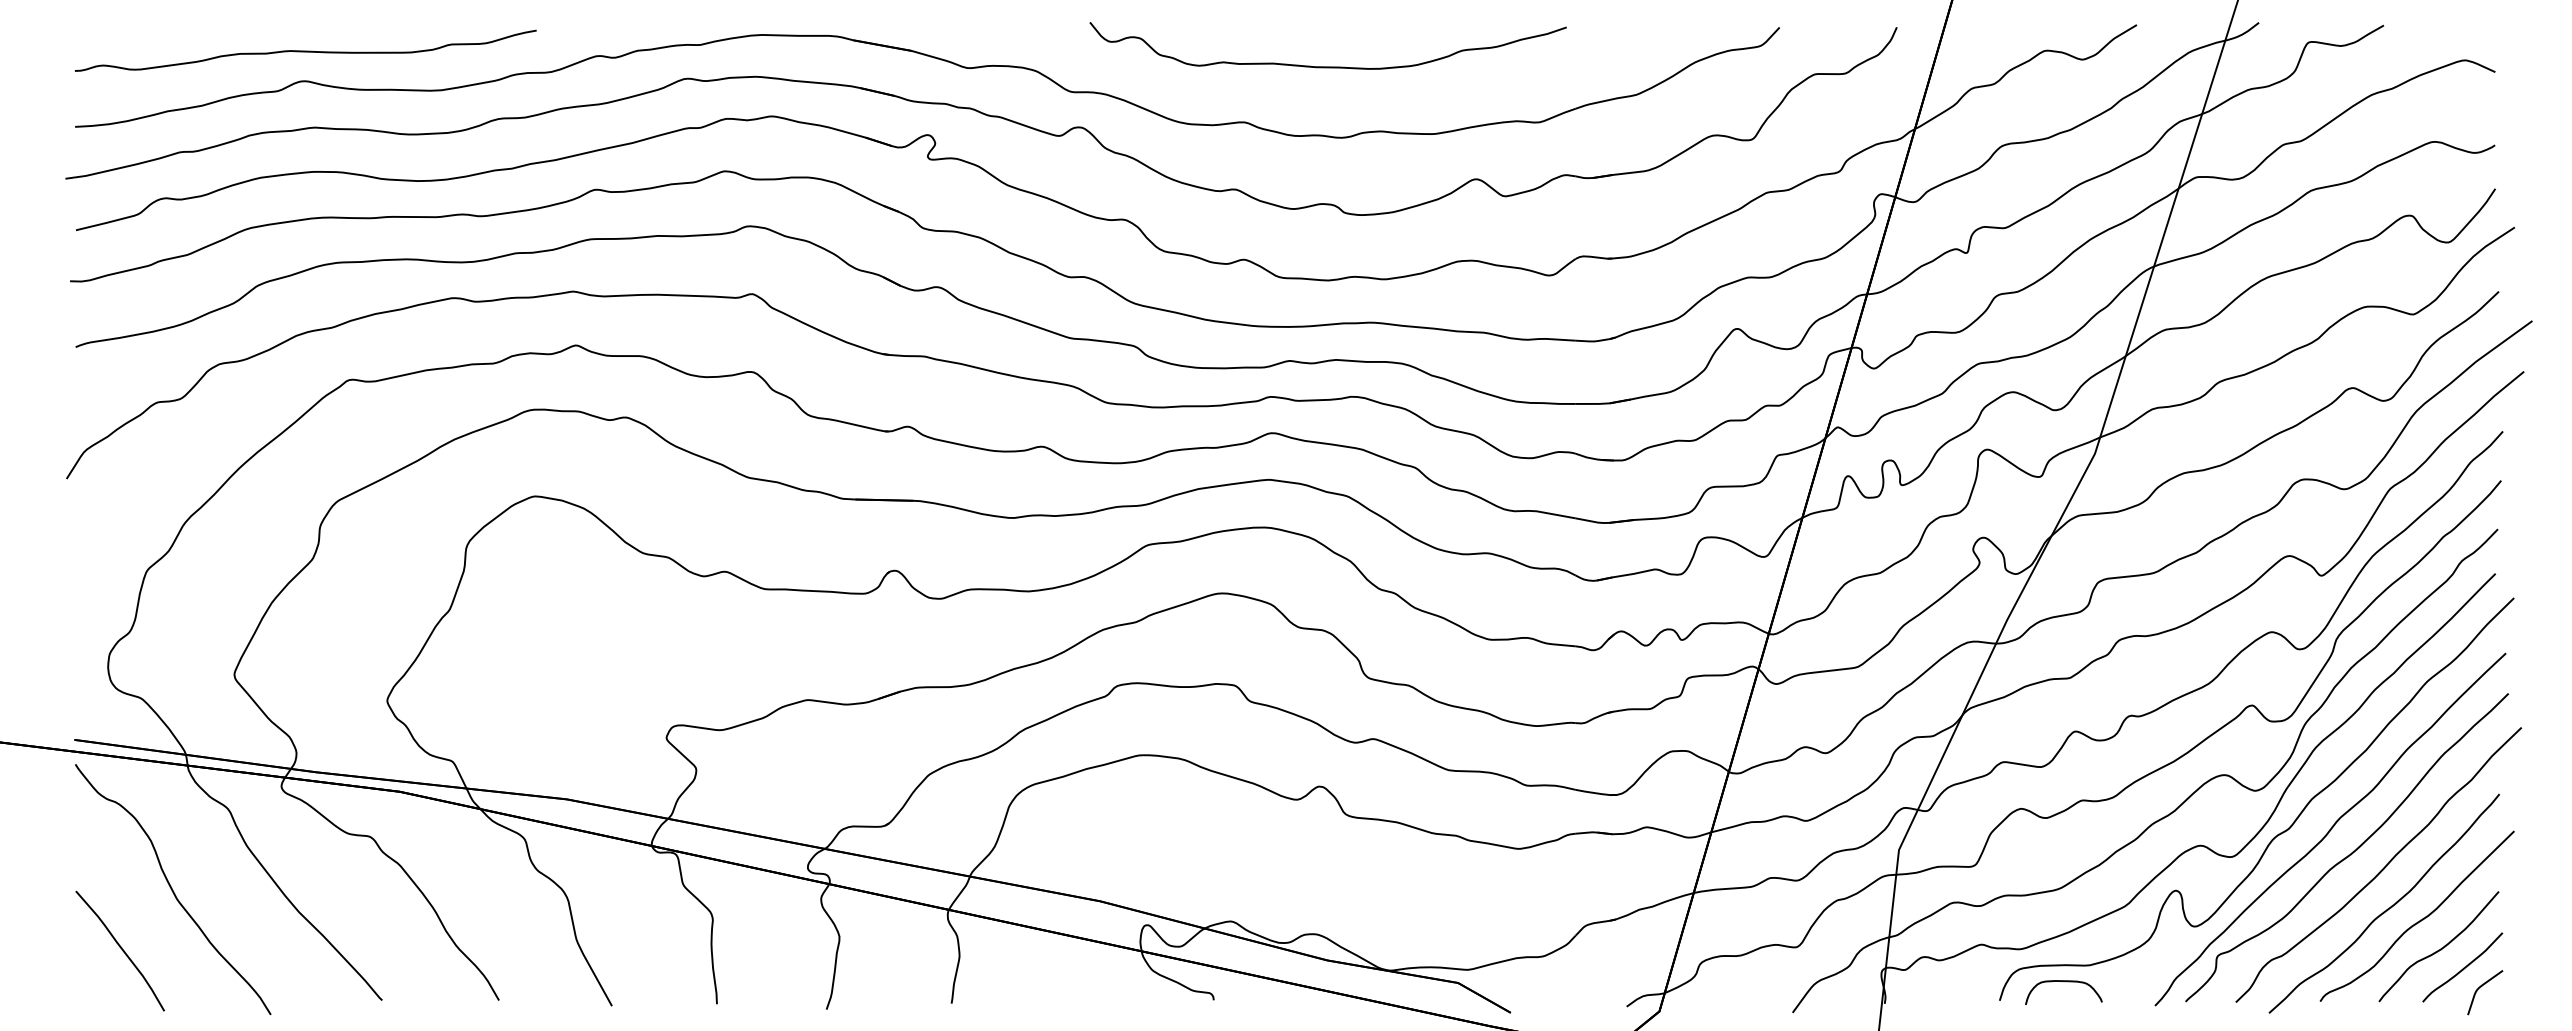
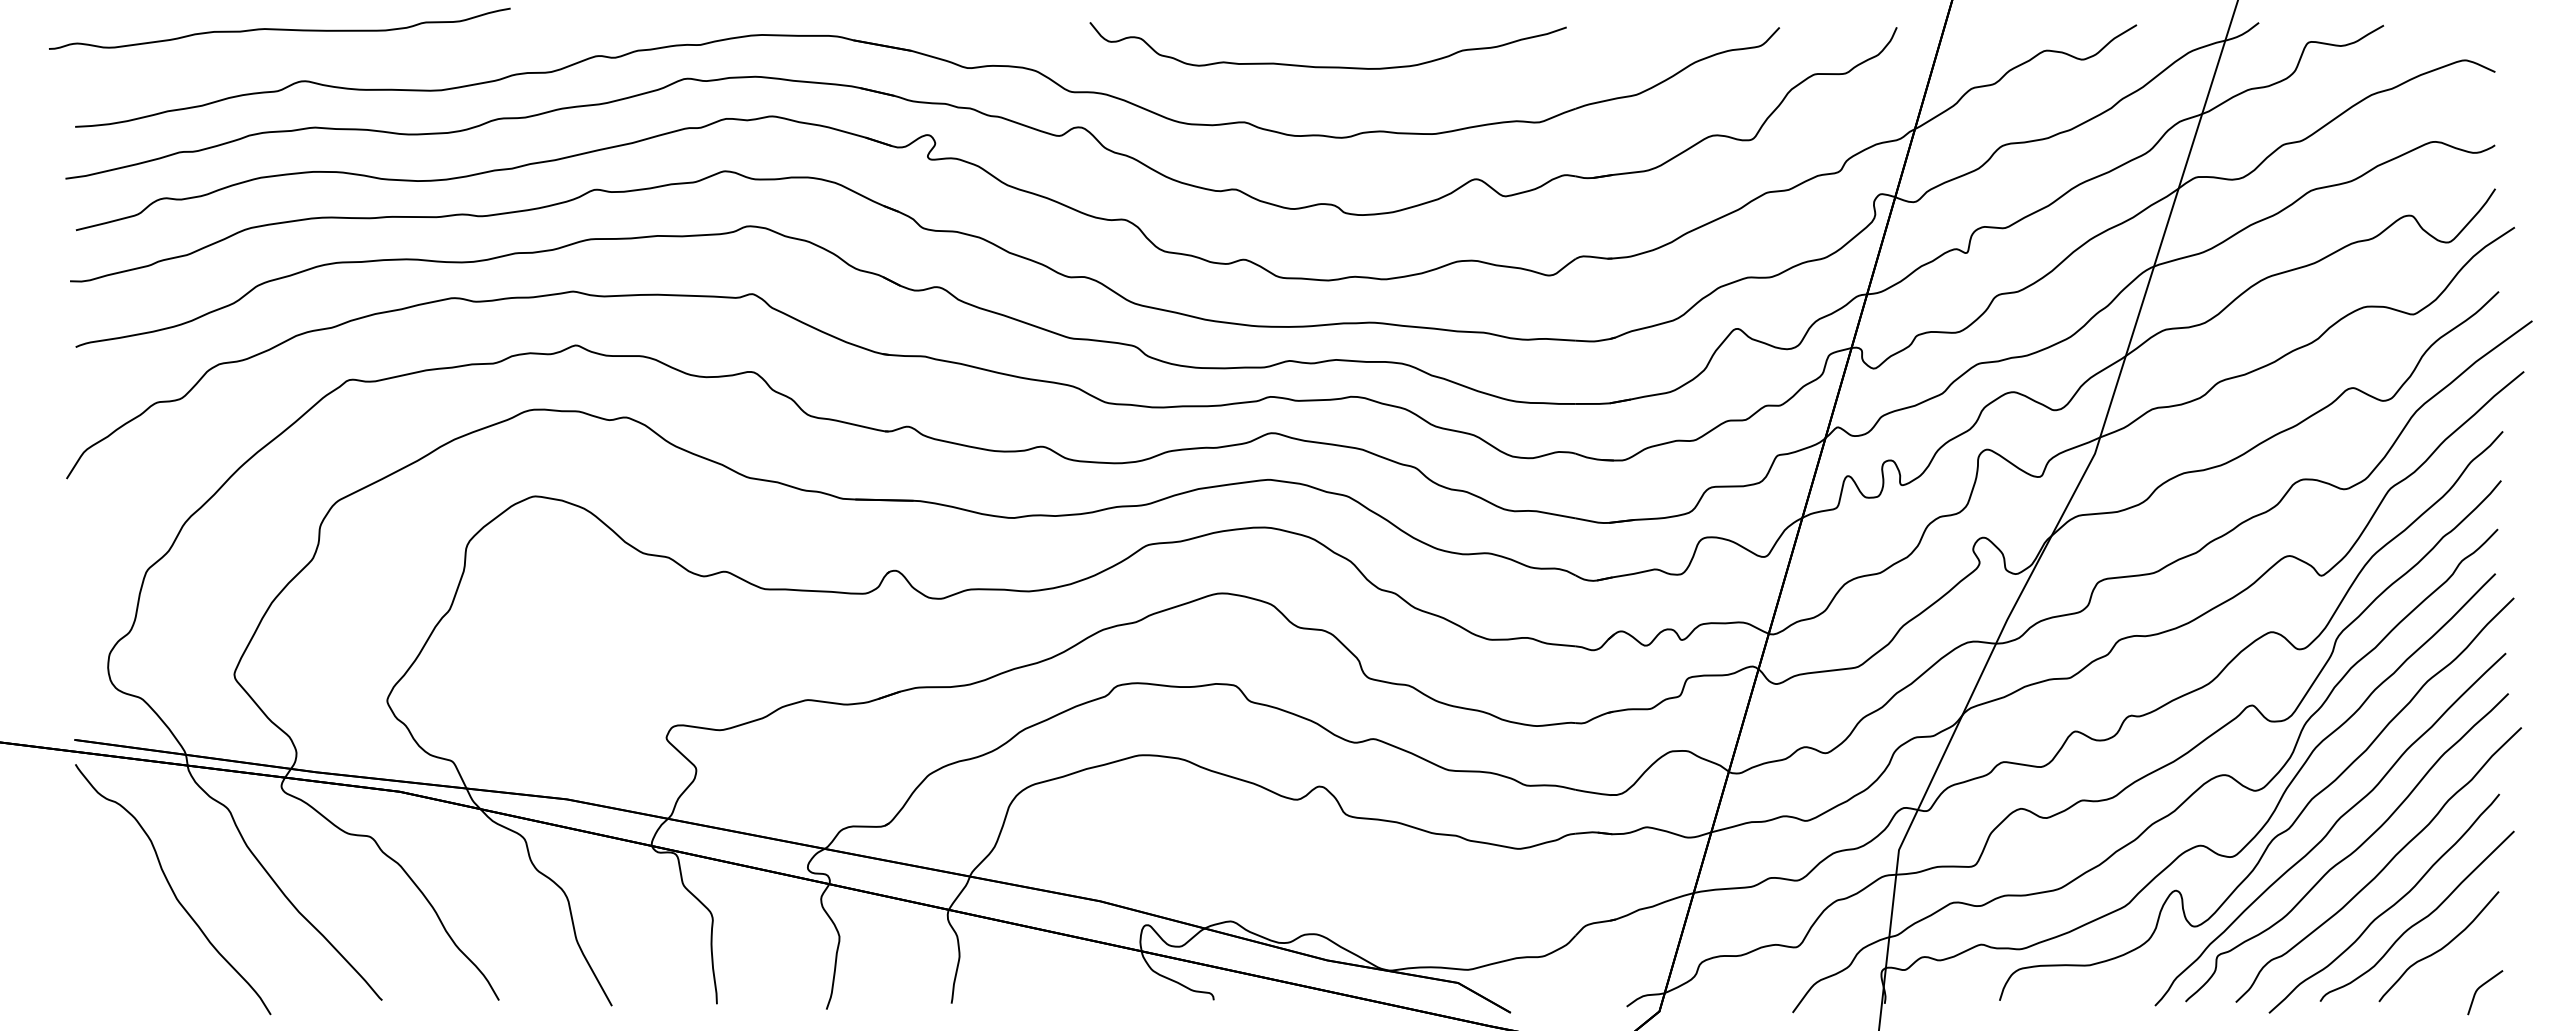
curve position: (305, 50) -> (279, 28) (279, 28)
curve: present -> none (120, 948)
curve: present -> none (2463, 967)
curve: present -> none (2064, 982)
